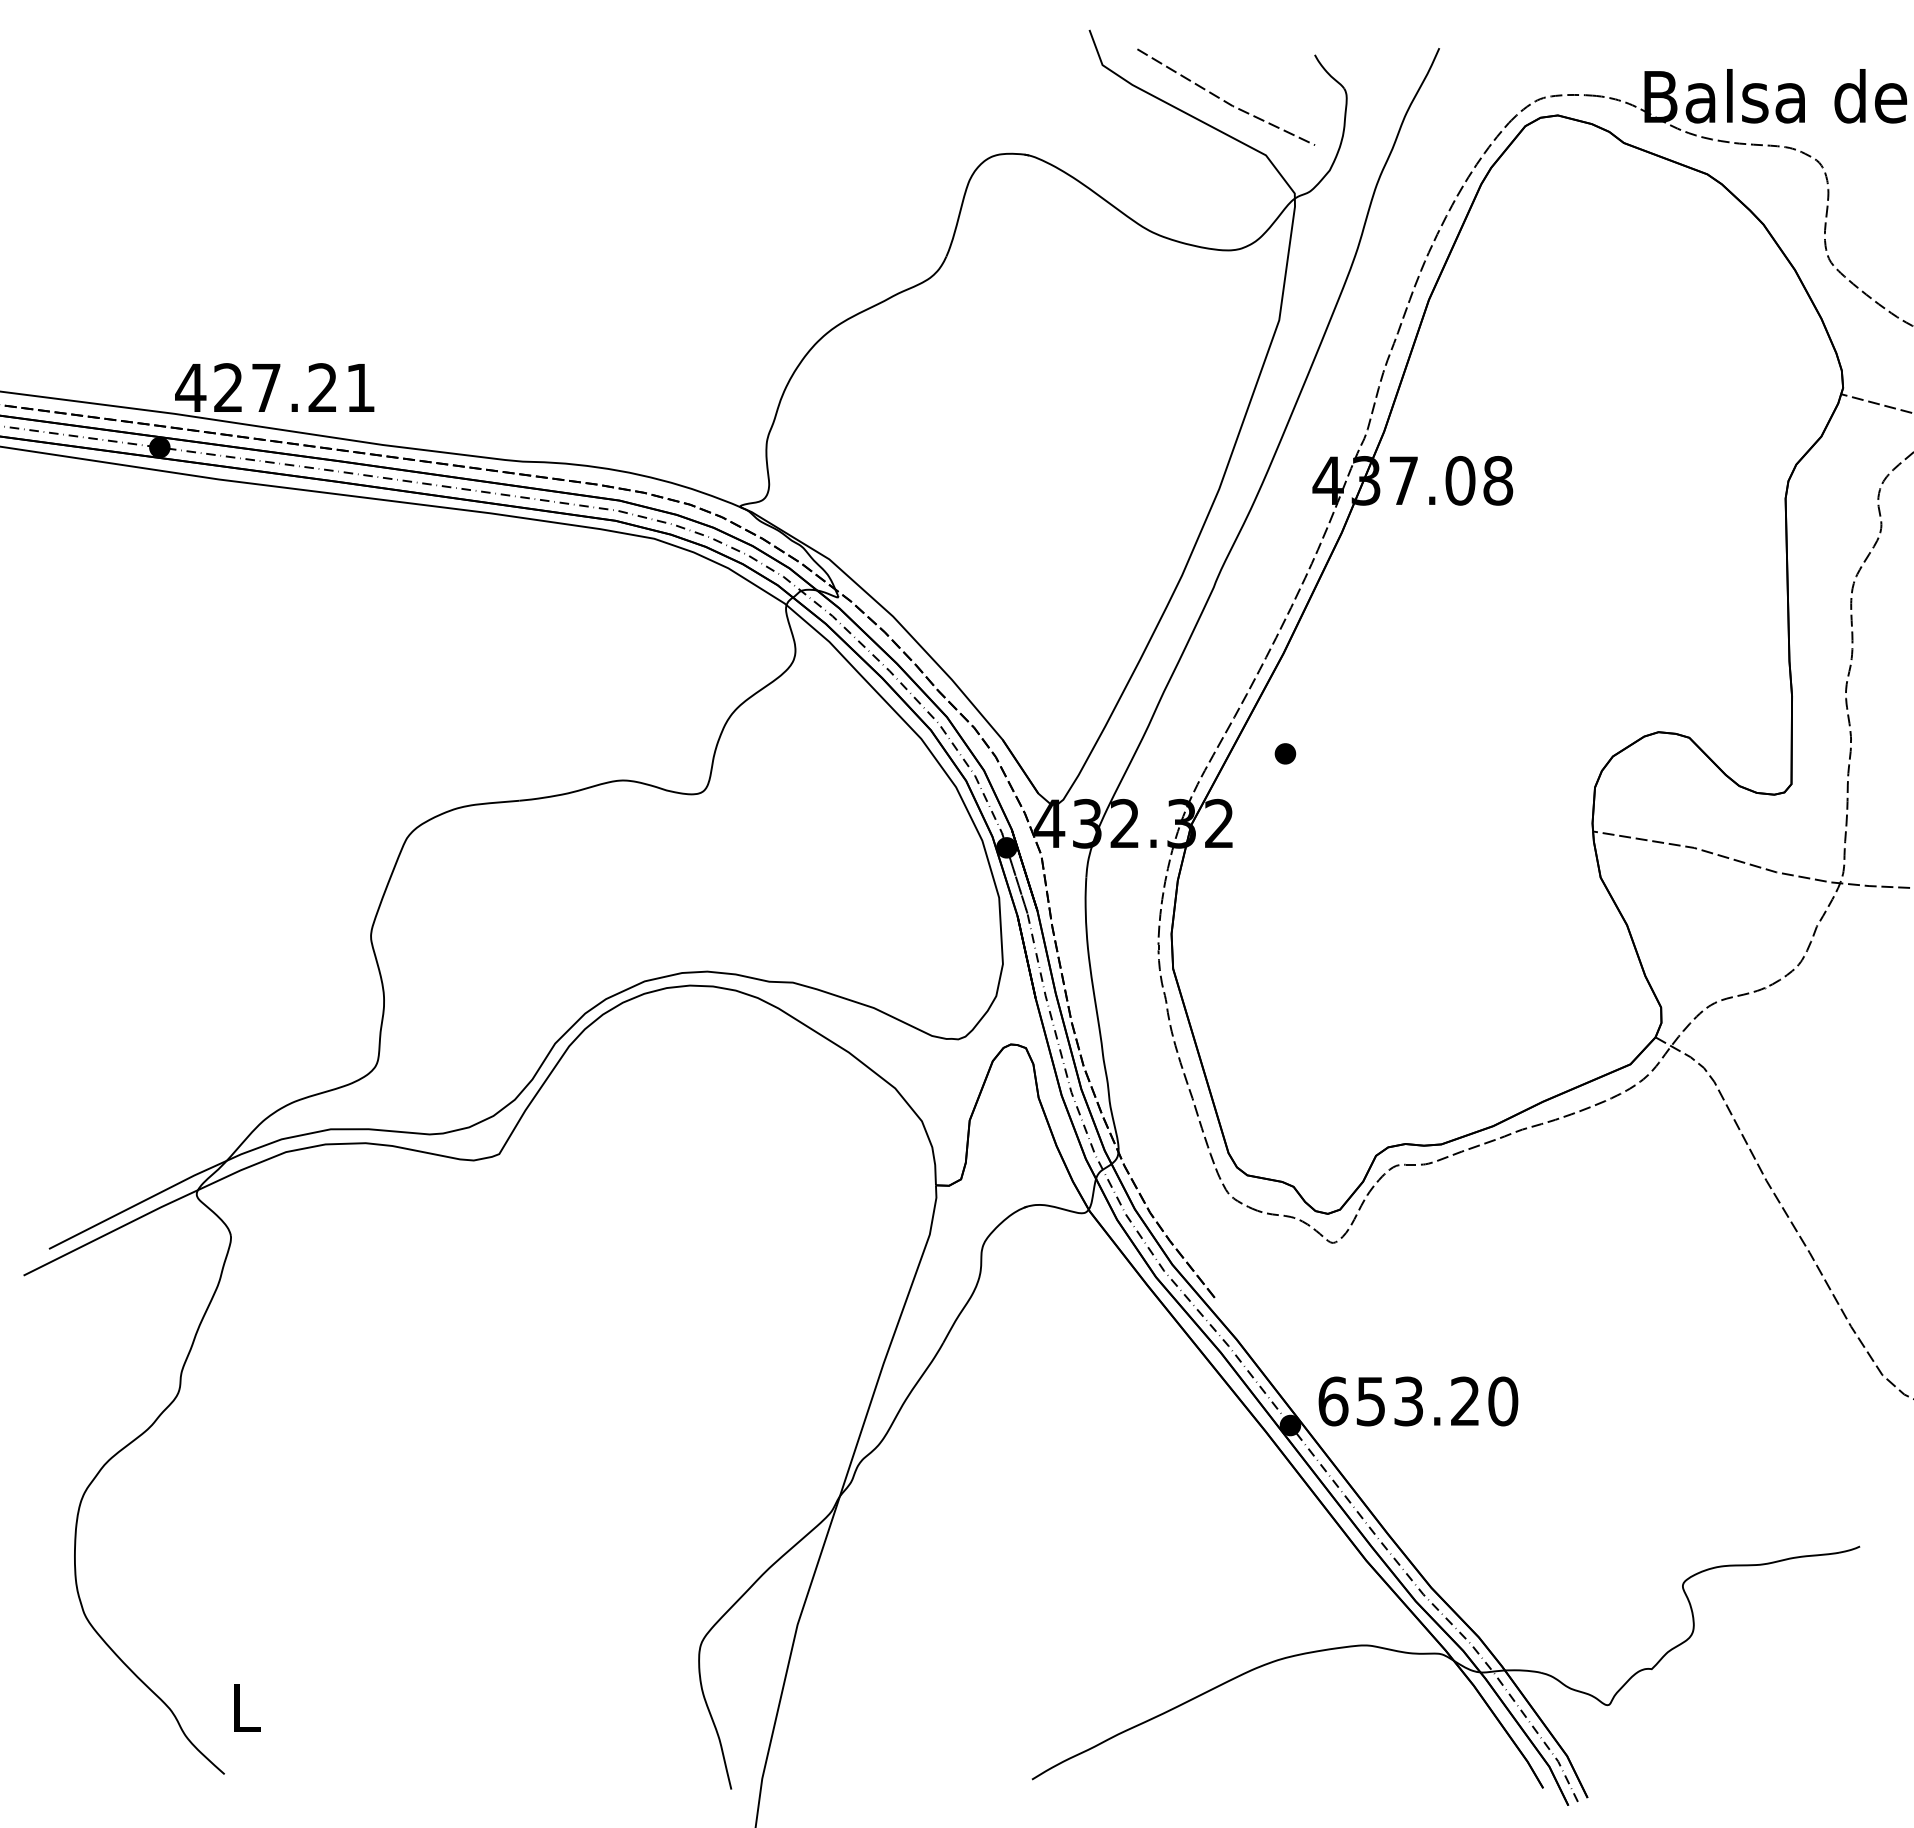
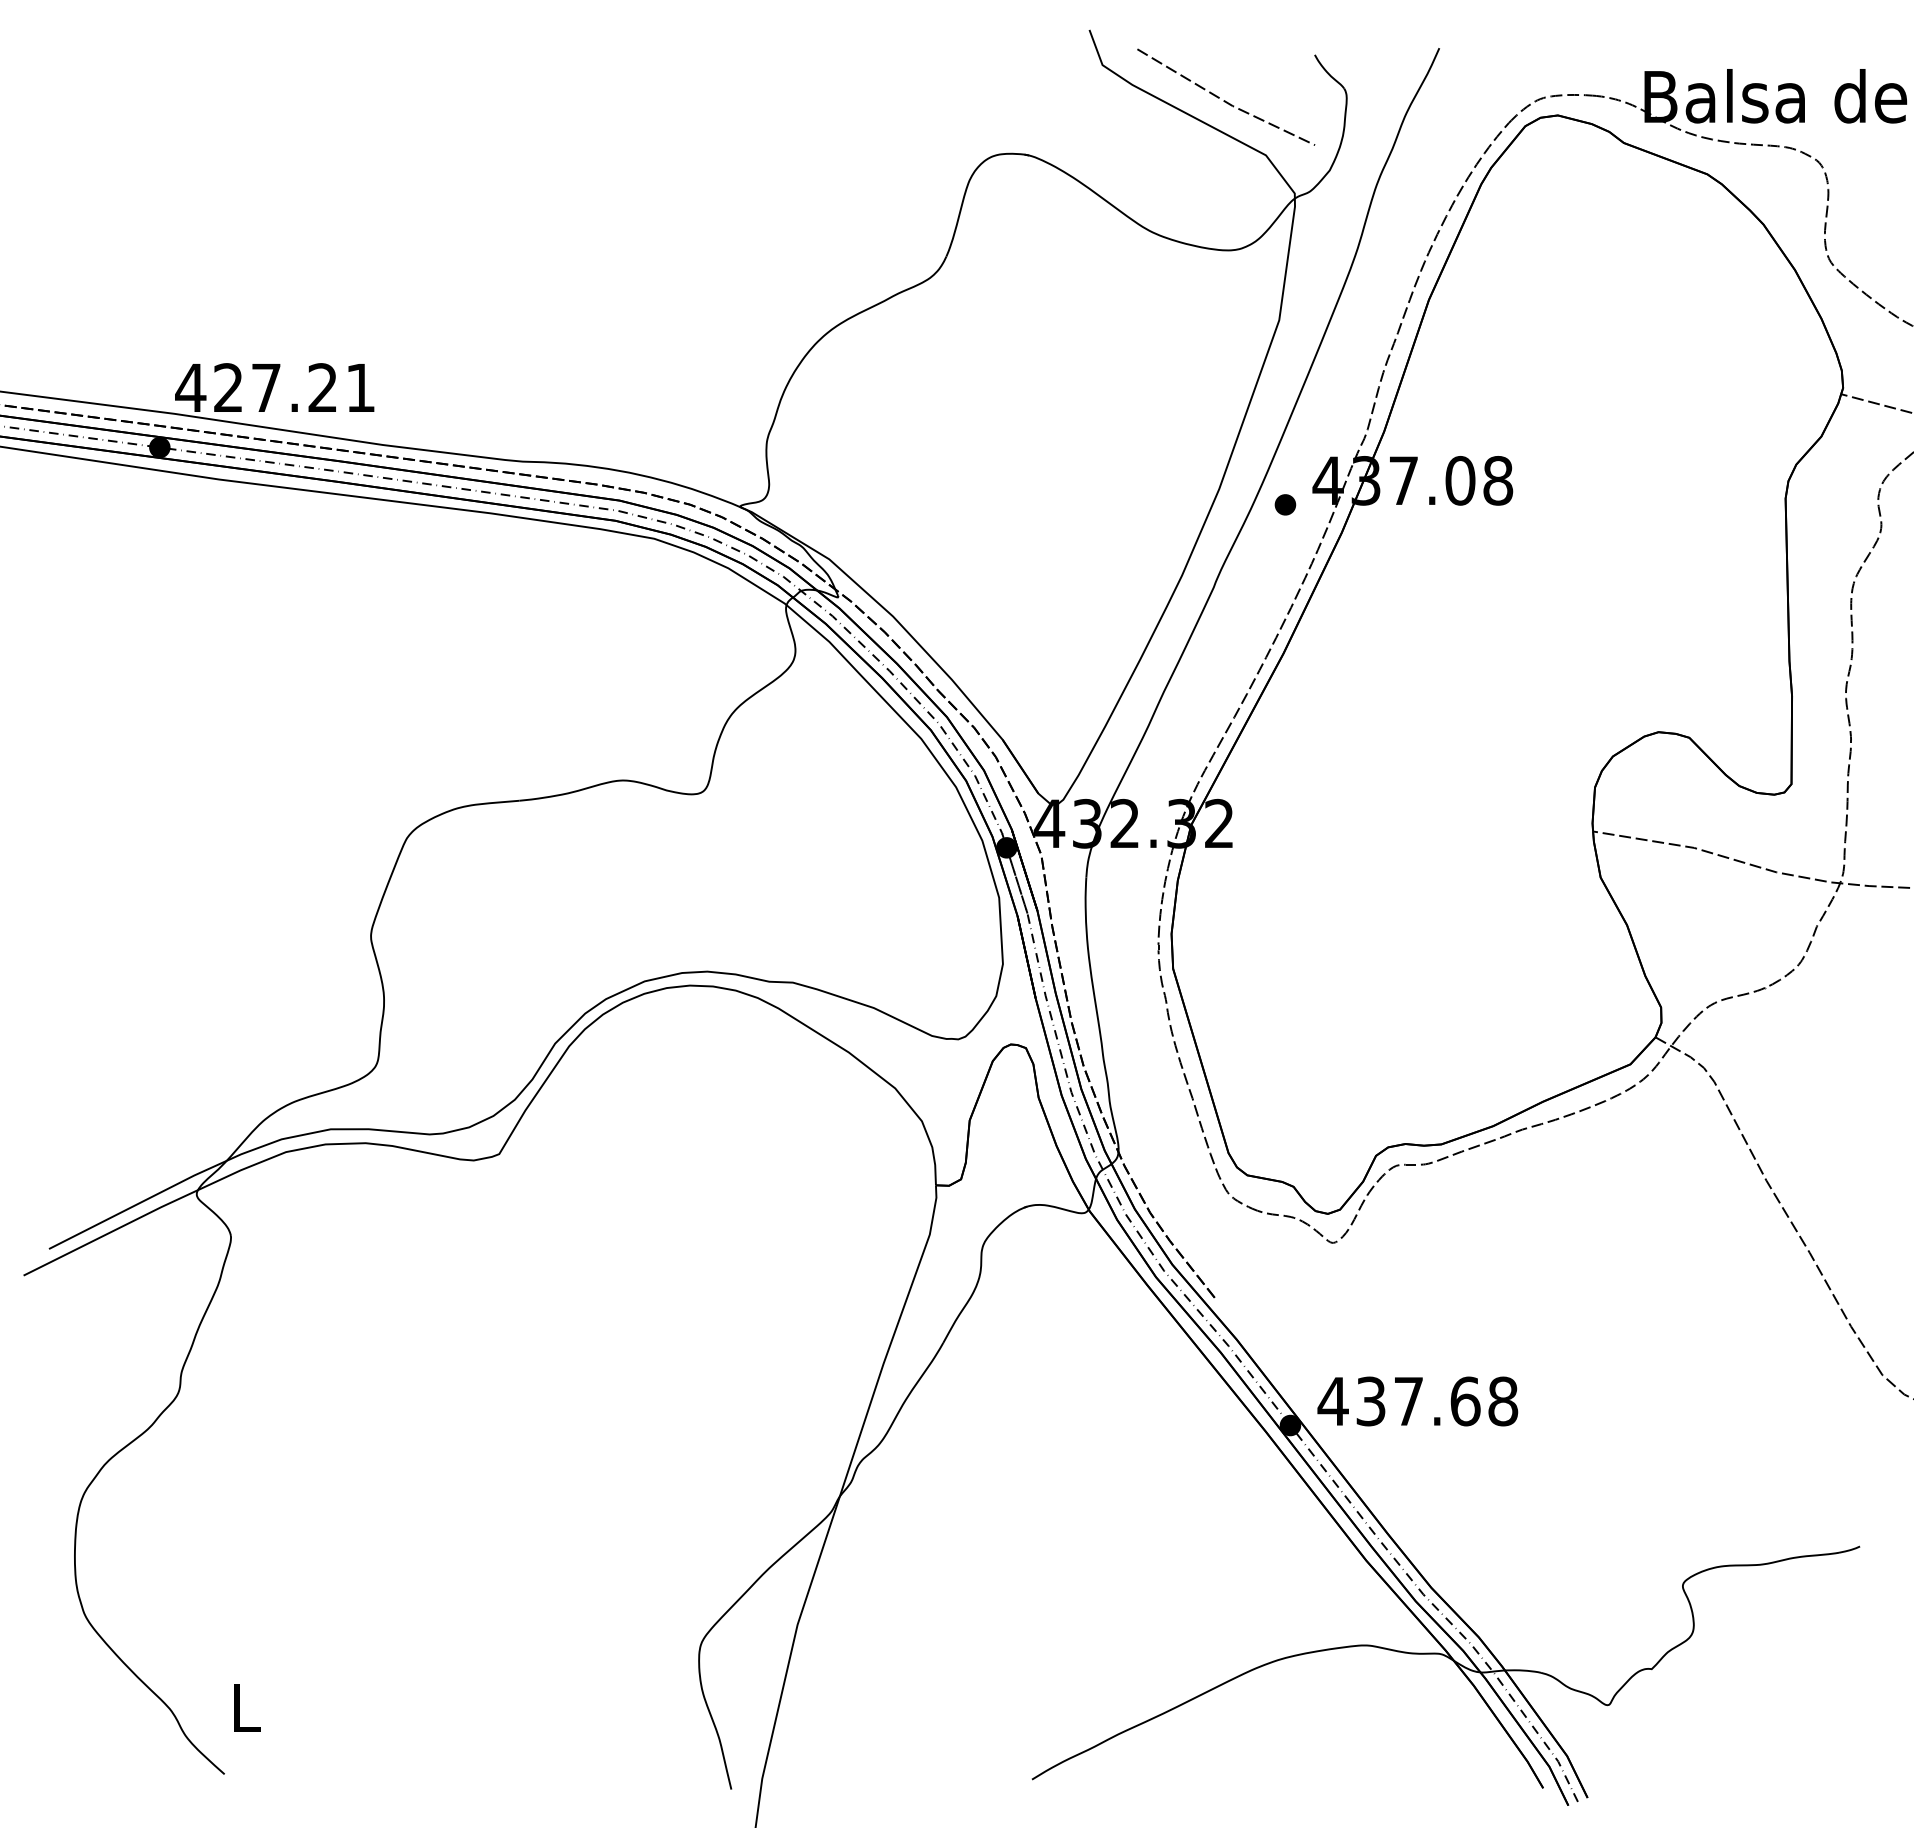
part position: (1285, 753) -> (1285, 504) (1285, 504)
text: 653.20 -> 437.68 (1417, 1401)
